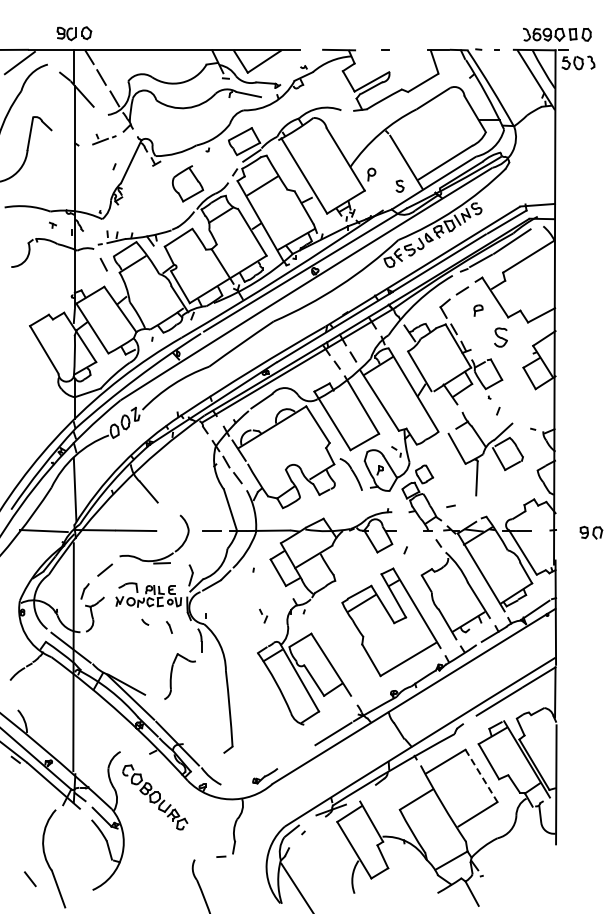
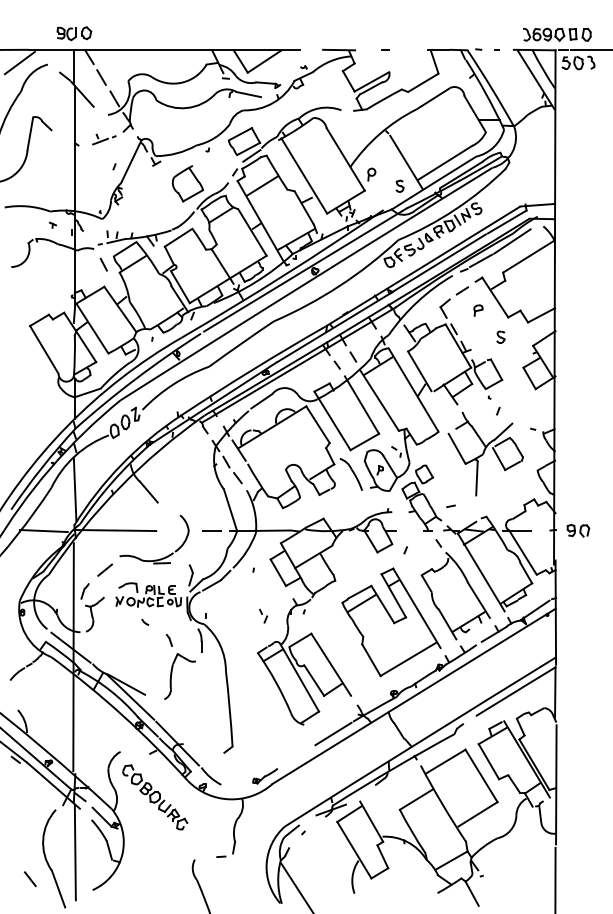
line: none -> present (589, 49)
part size: 14x21 px -> 10x14 px (500, 336)
part position: (591, 532) -> (578, 530) (578, 530)
part position: (169, 627) -> (169, 640) (169, 640)
line: dashed -> solid (481, 775)
line: none -> present (74, 852)
line: none -> present (555, 878)
